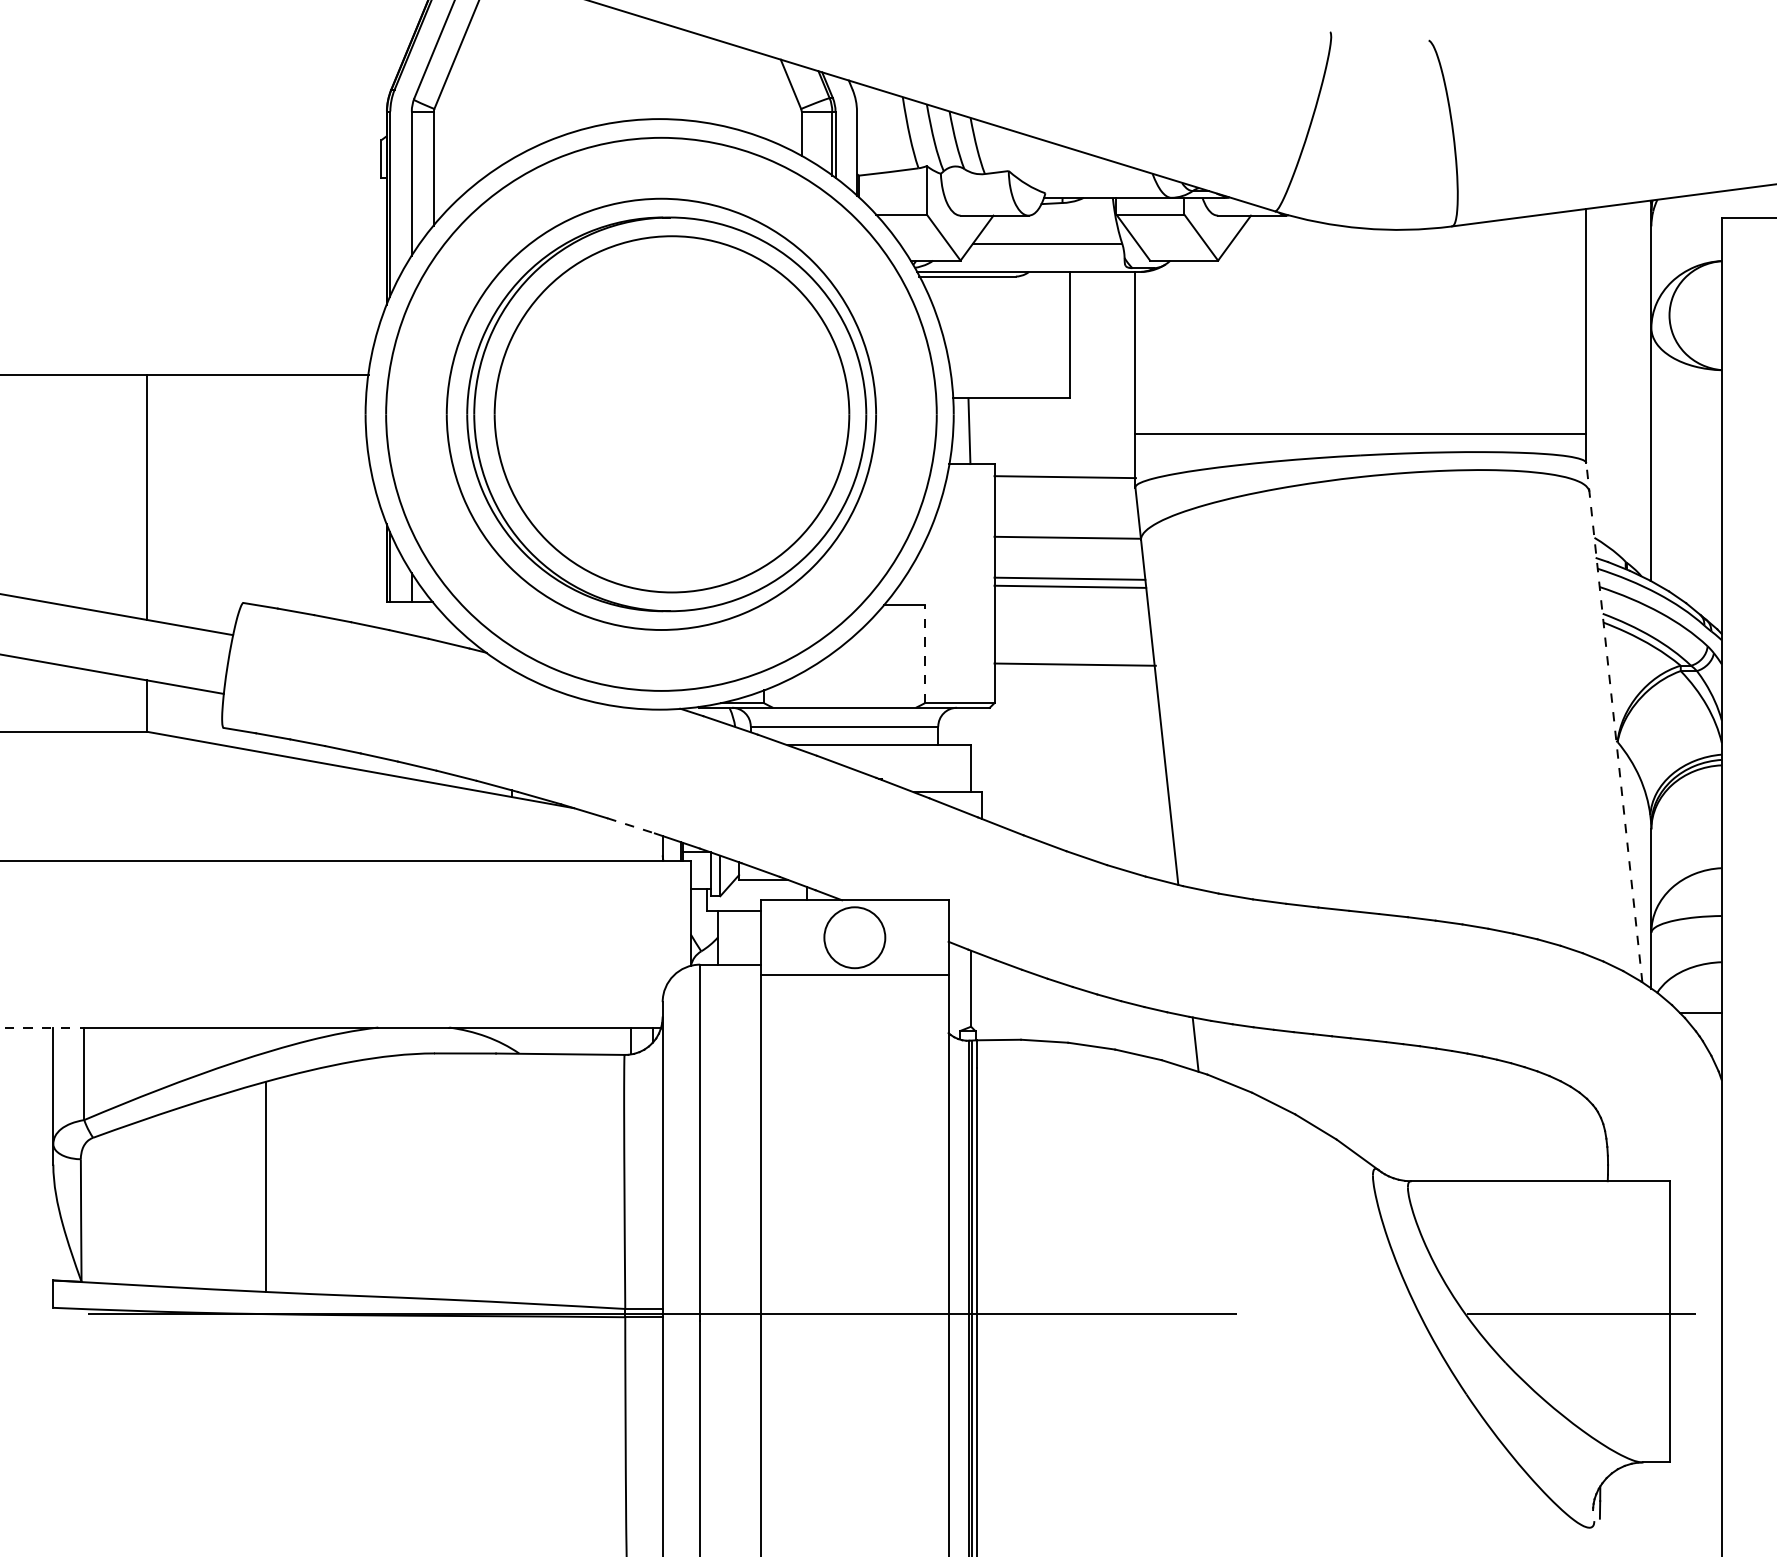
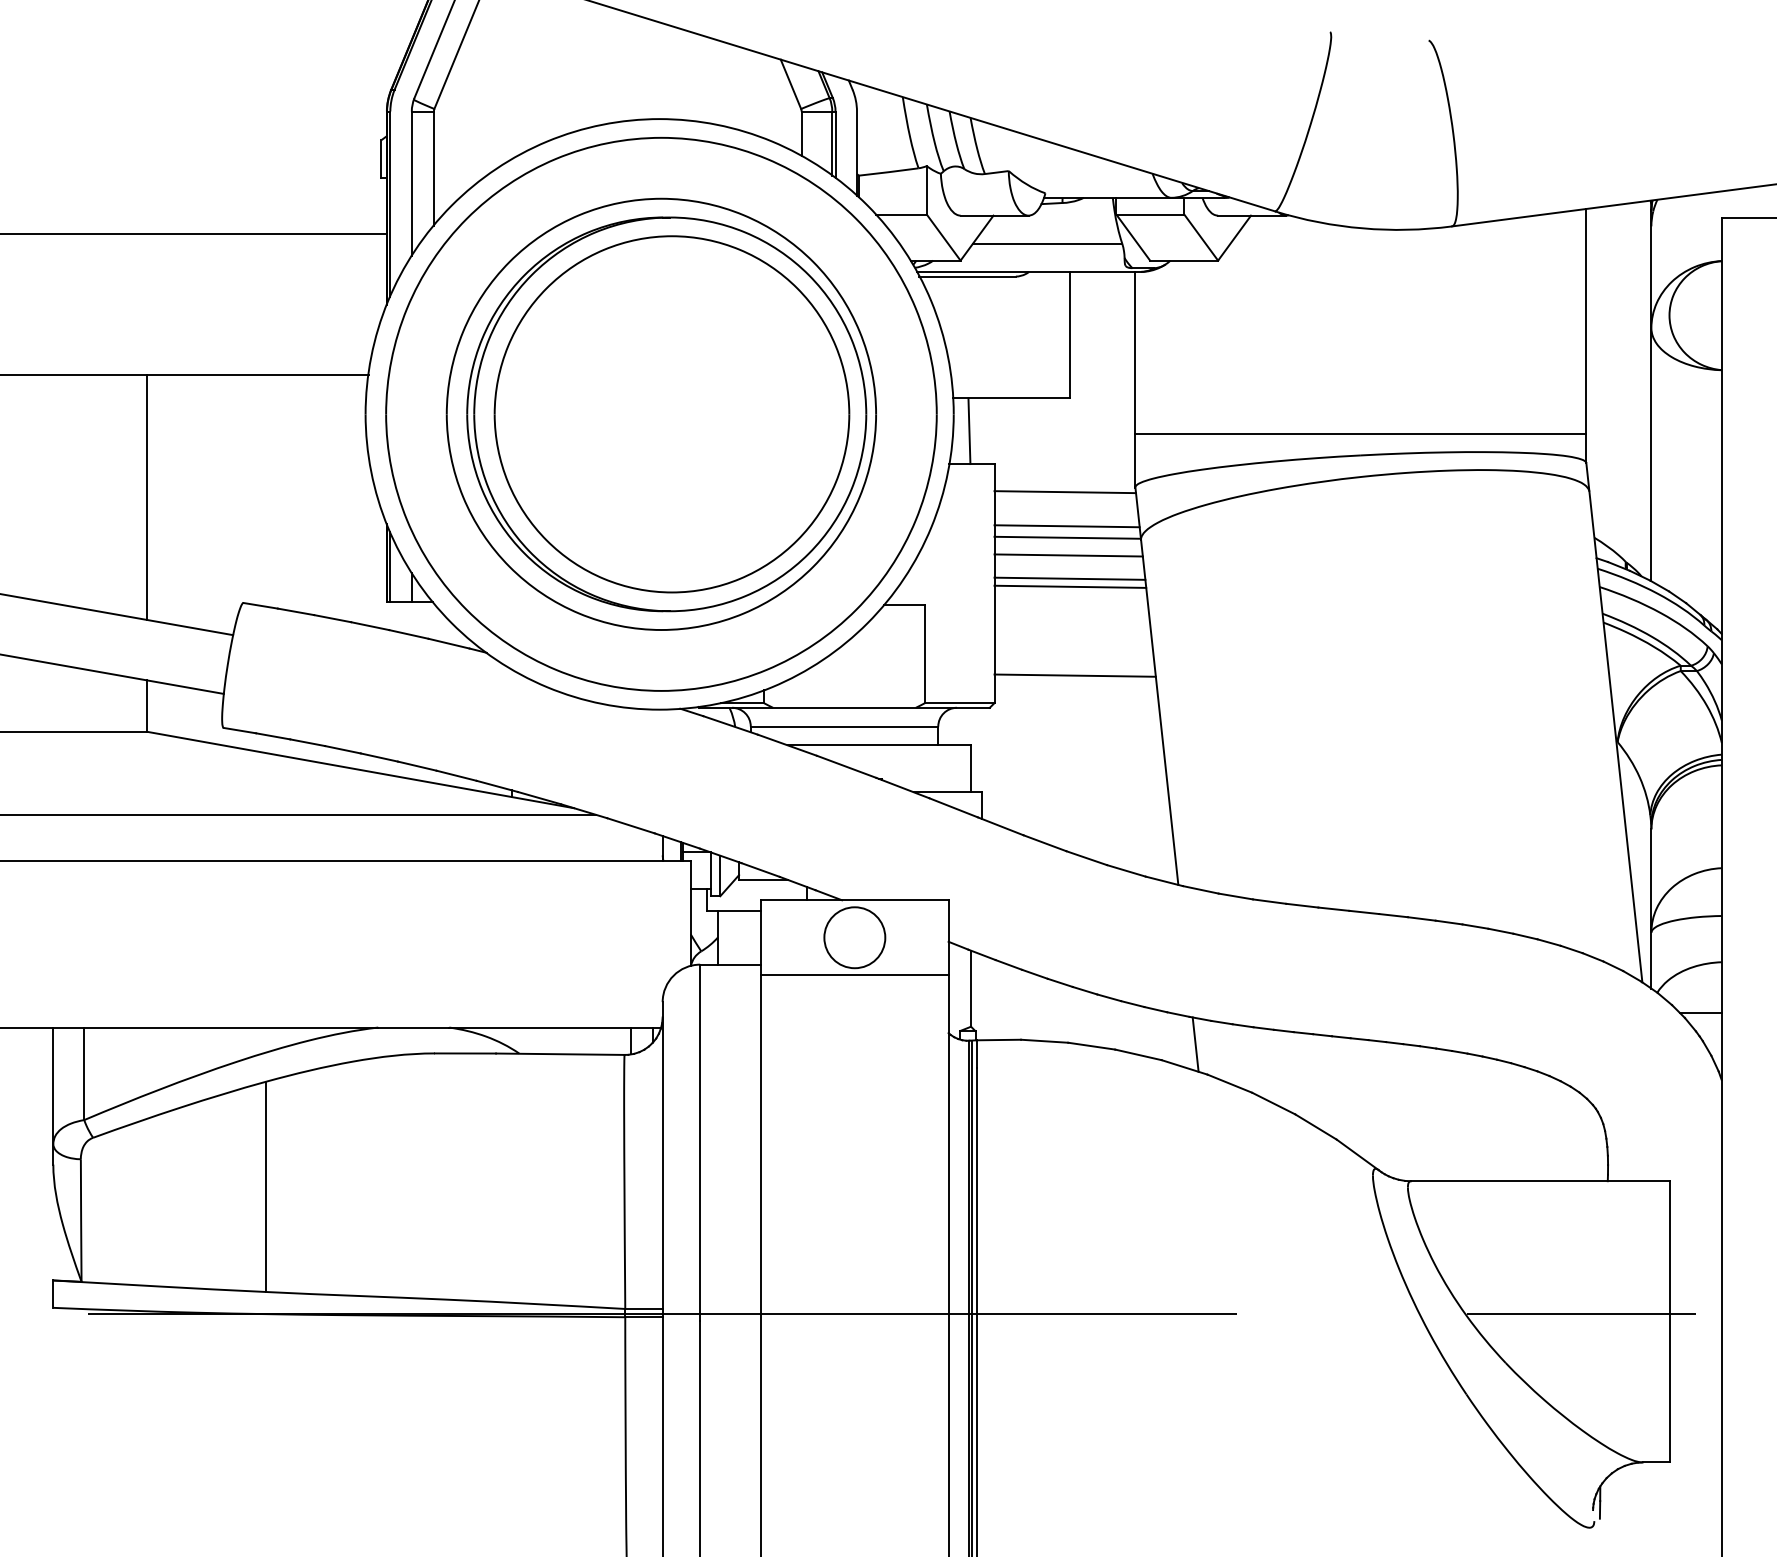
line: none -> present (194, 234)
line position: (1064, 477) -> (1064, 492) (1064, 492)
line: none -> present (1066, 526)
line: none -> present (1068, 555)
line: dashed -> solid (924, 653)
line position: (1074, 664) -> (1074, 675) (1074, 675)
line: dashed -> solid (1614, 722)
line: none -> present (298, 814)
line: dashed -> solid (631, 825)
line: dashed -> solid (42, 1027)
